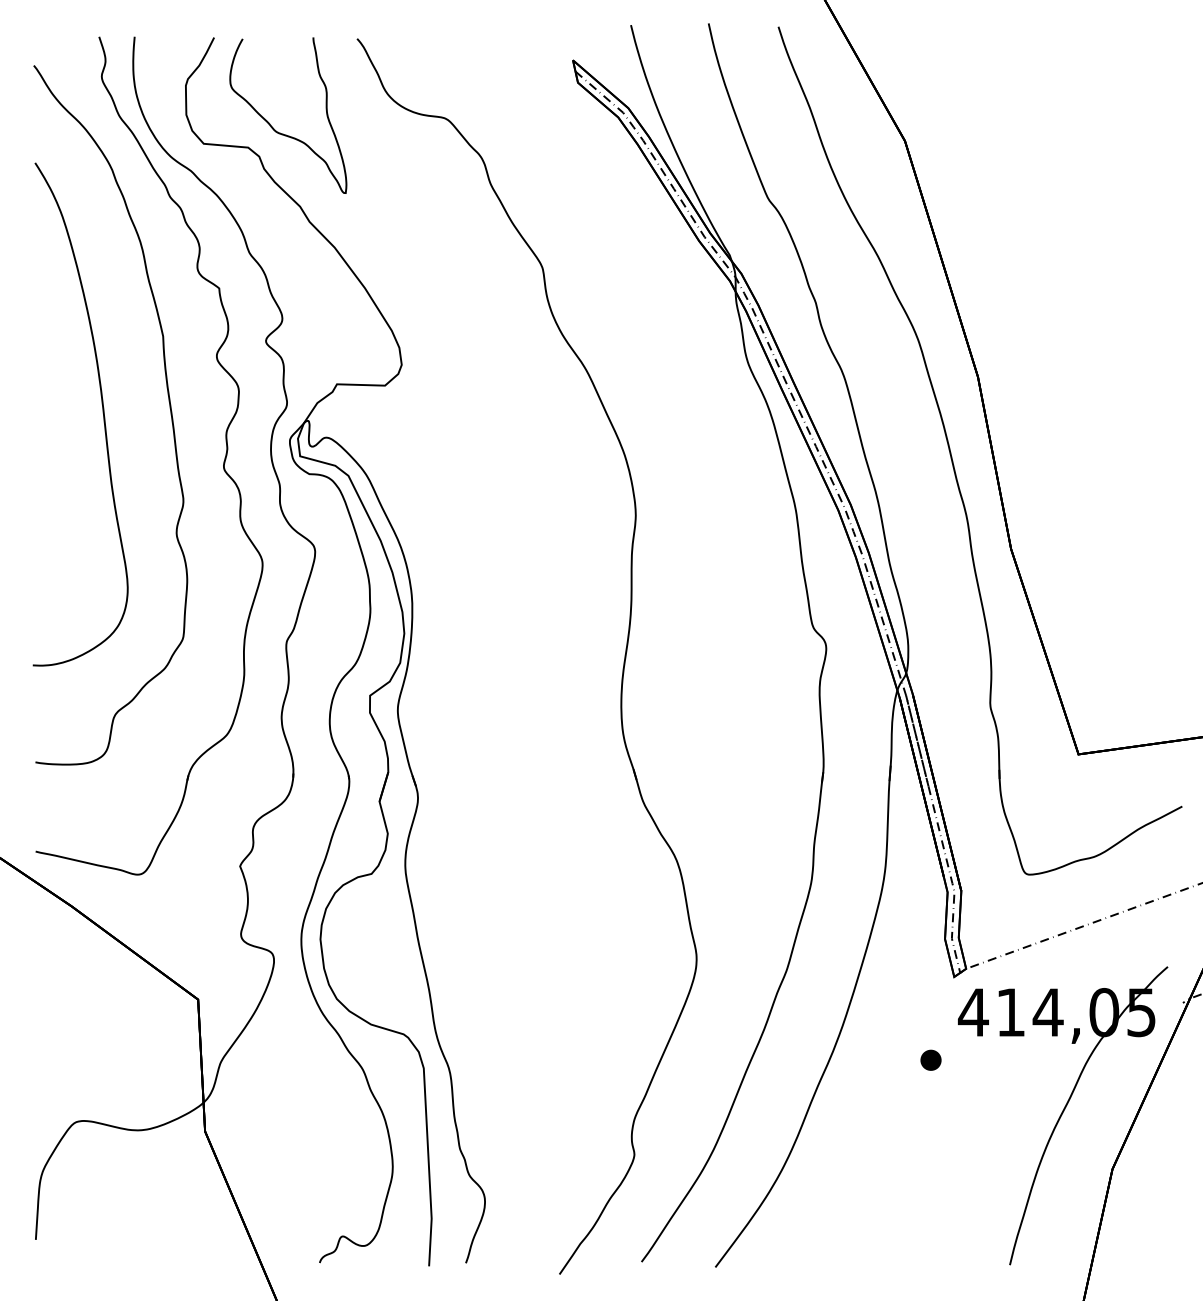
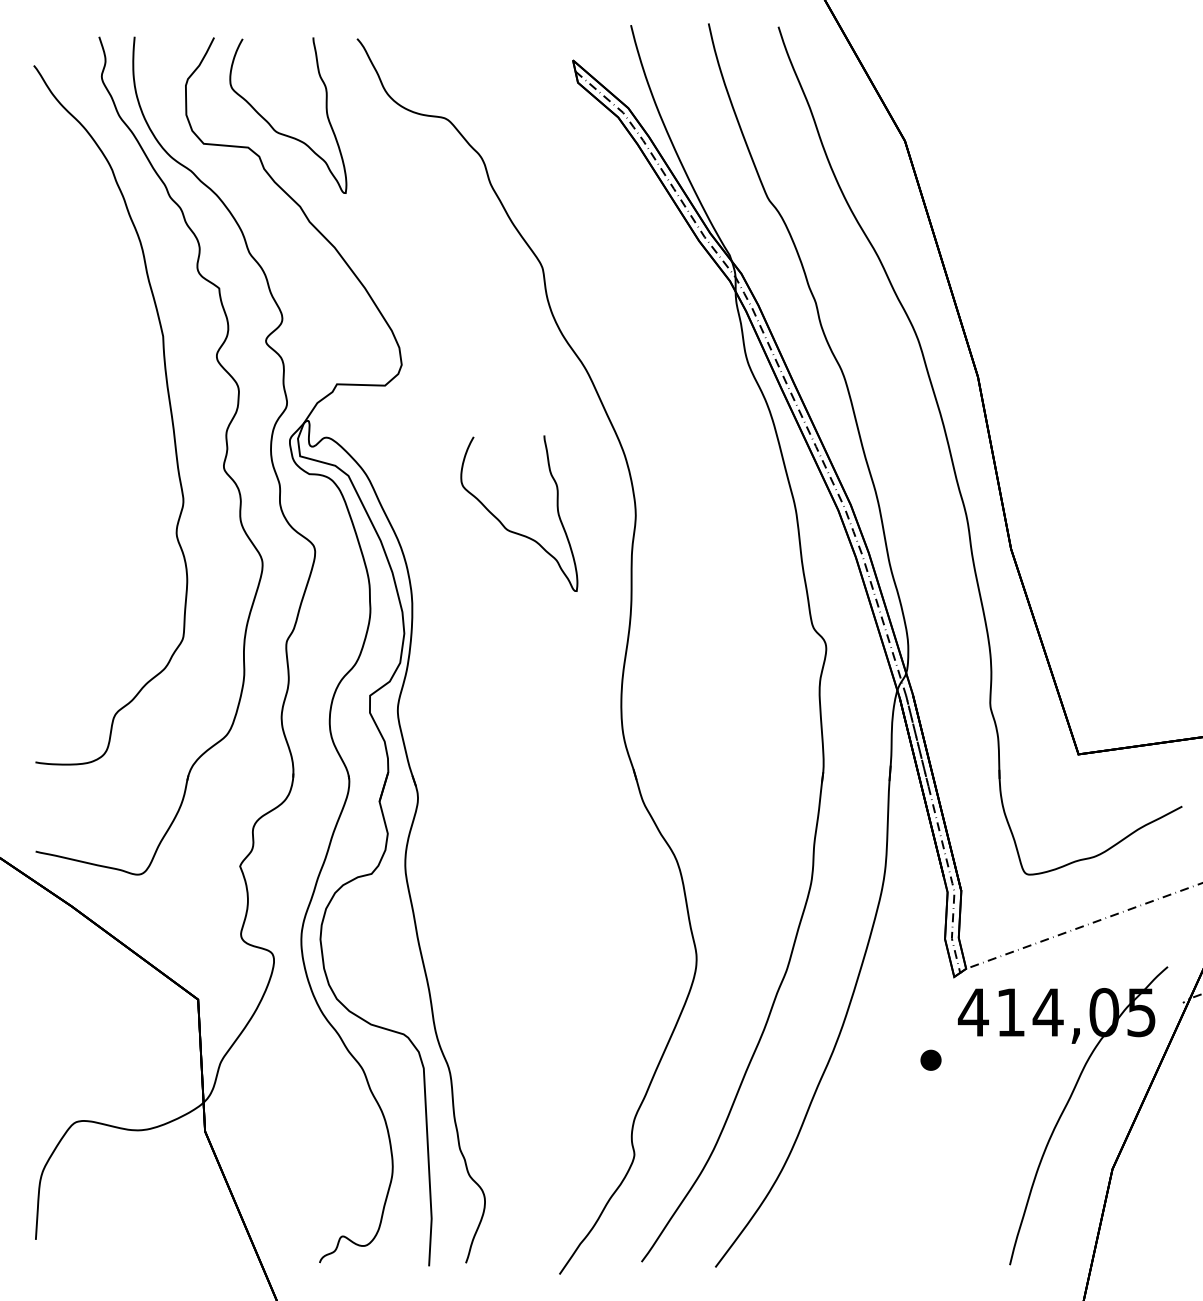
curve: present -> none (102, 413)
curve: none -> present (514, 531)
